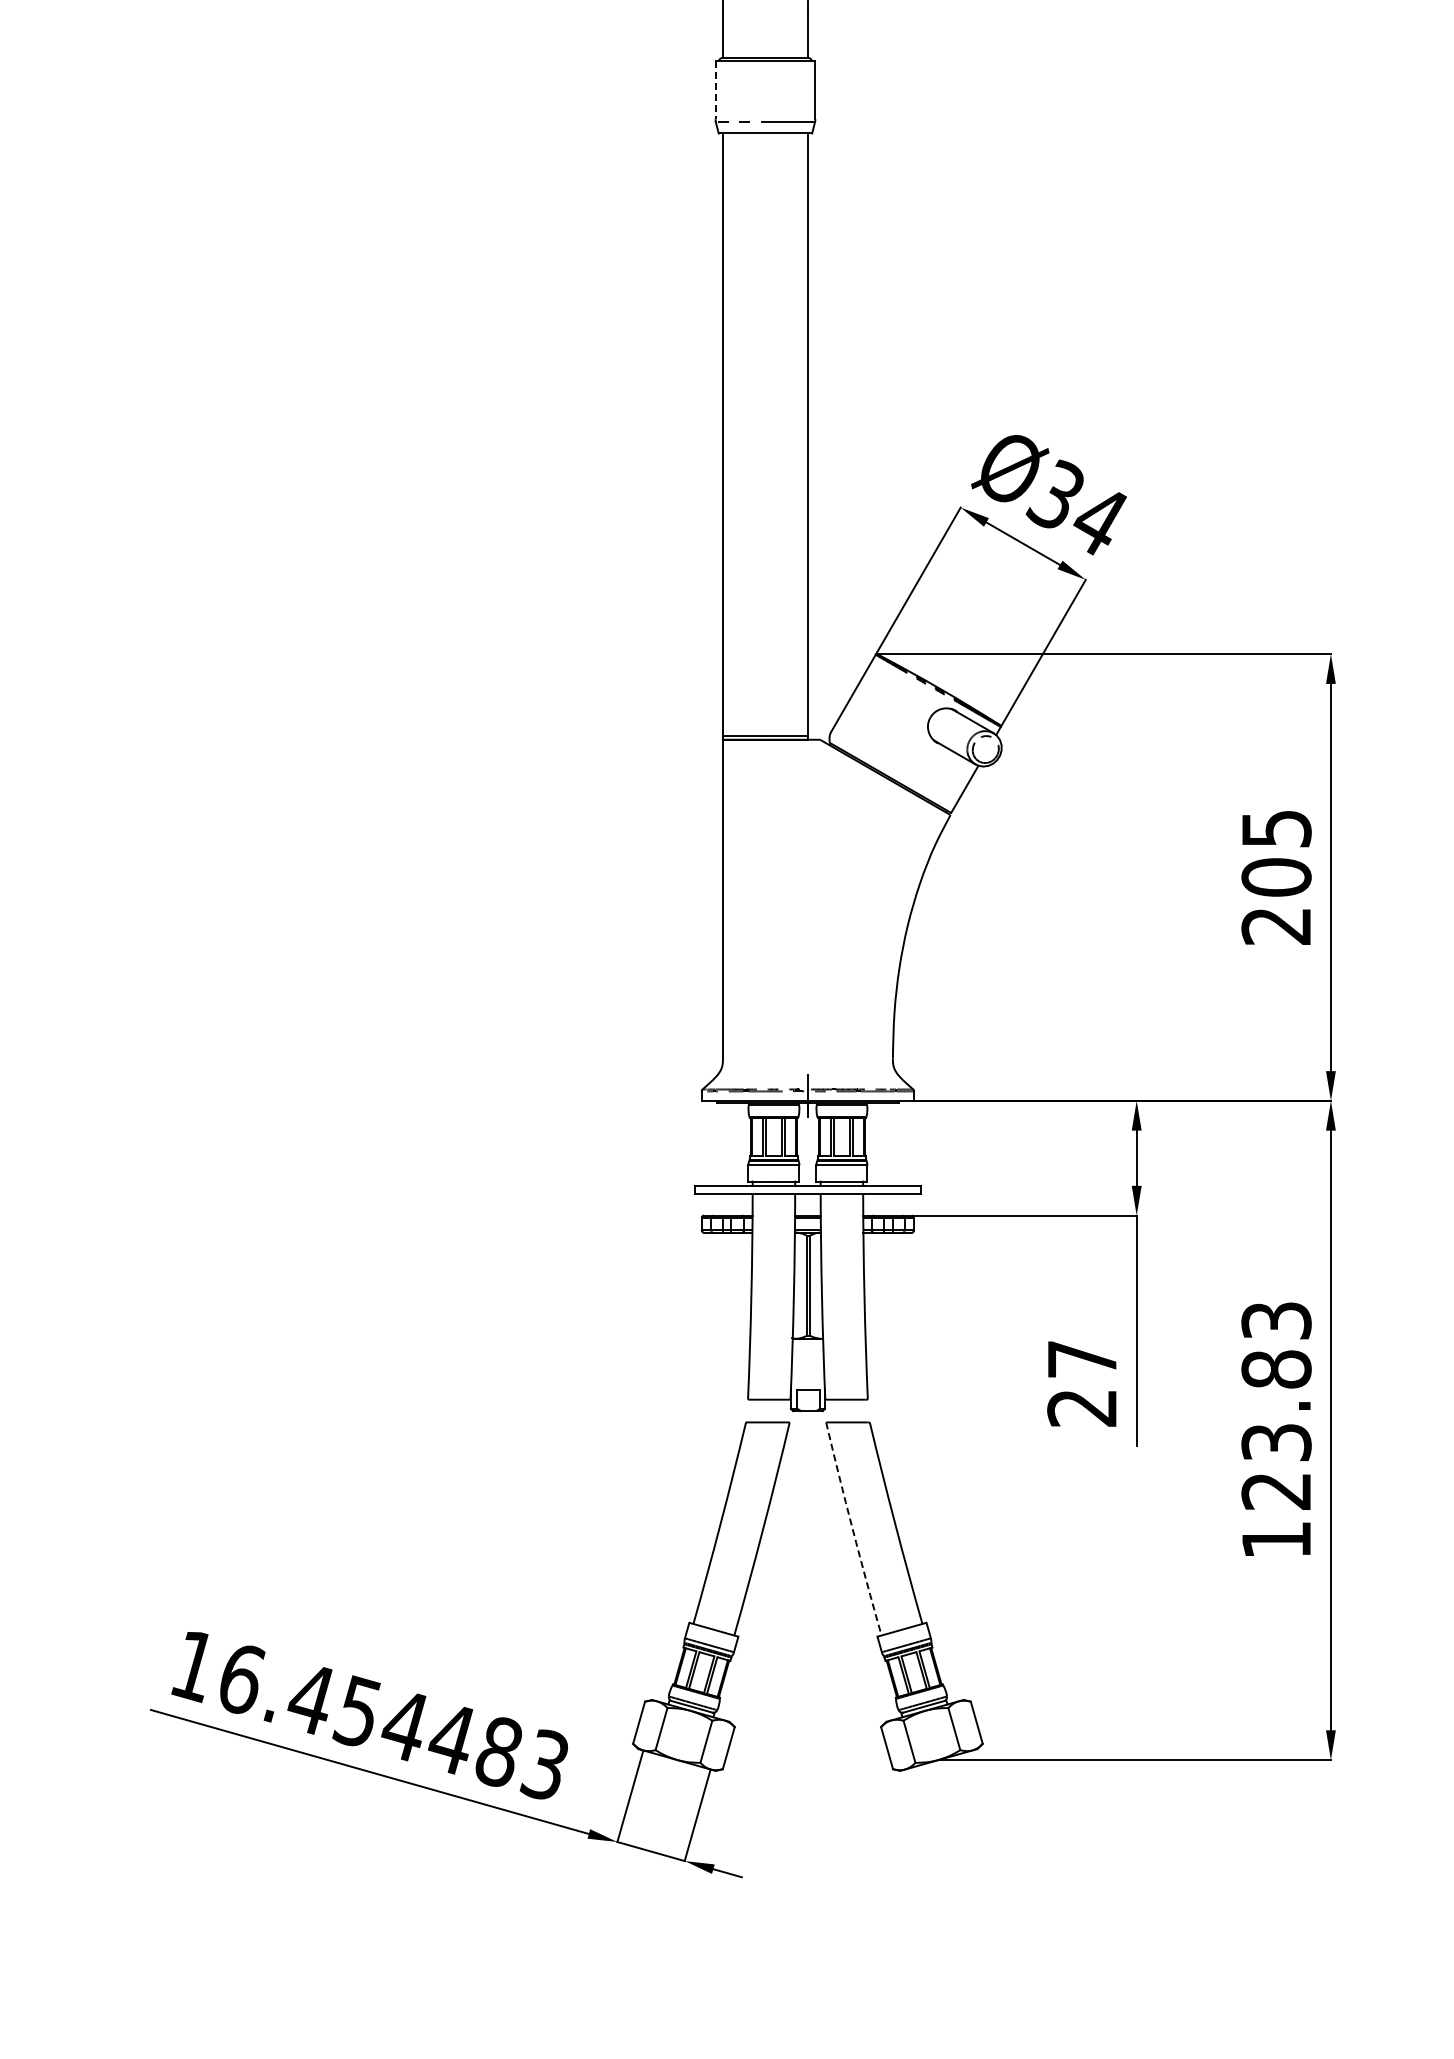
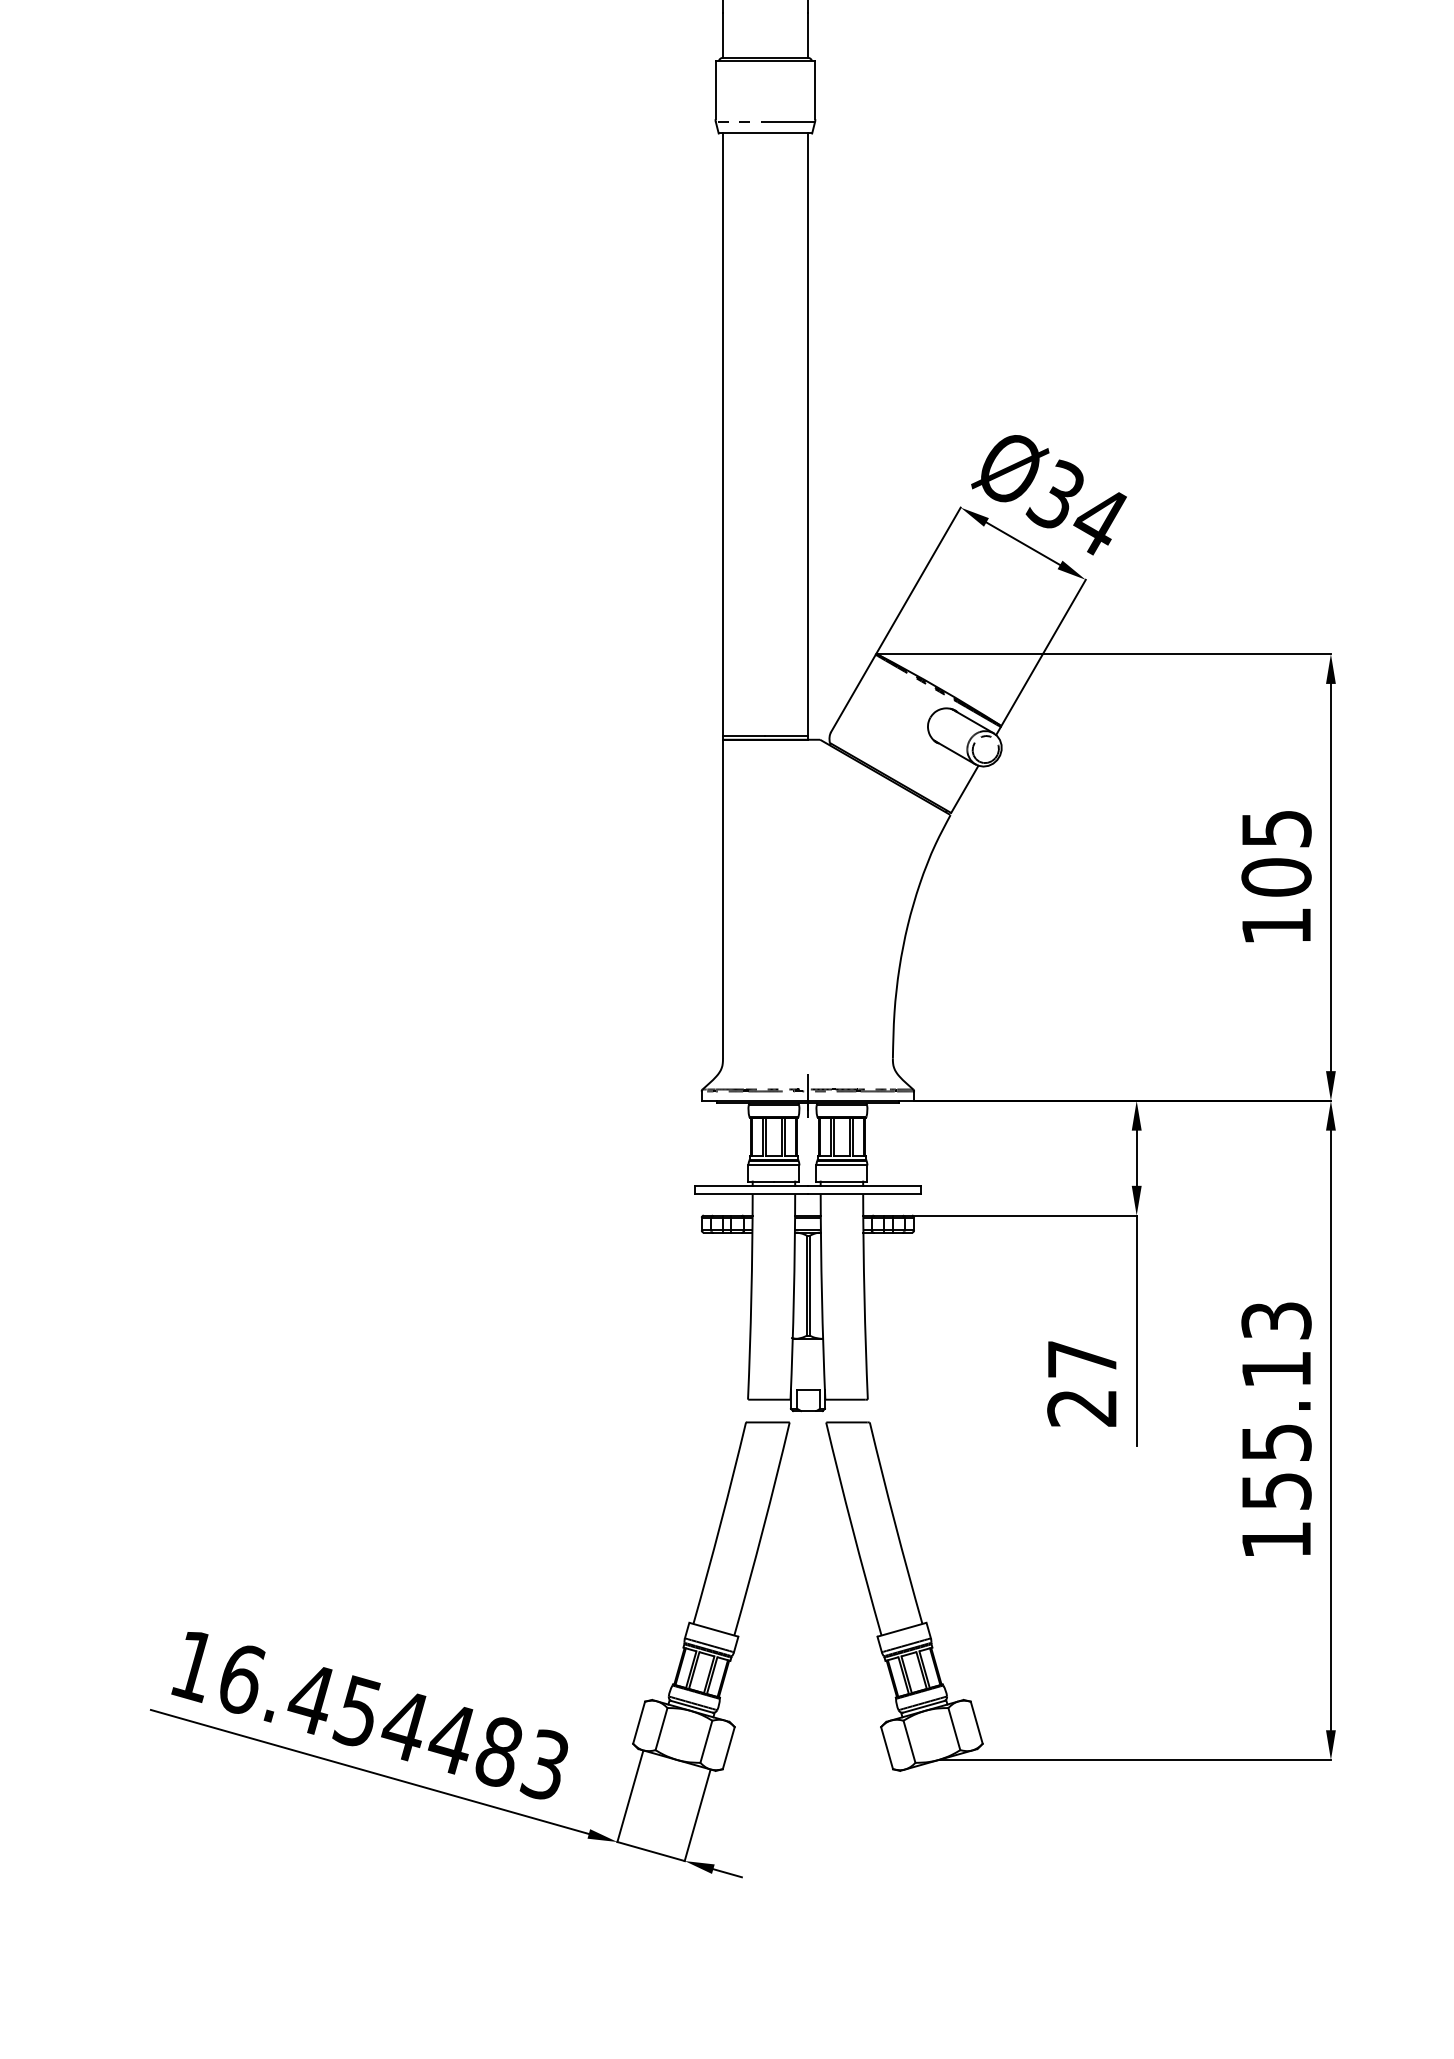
line: dashed -> solid (715, 90)
text: 205 -> 105 (1275, 926)
text: 123.83 -> 155.13 (1276, 1429)
arc: dashed -> solid (852, 1529)
